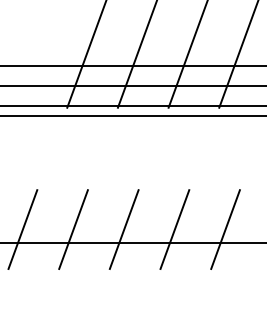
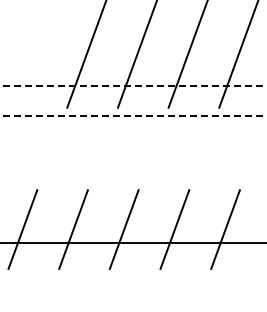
line: present -> none (132, 66)
line: solid -> dashed (133, 86)
line: present -> none (132, 106)
line: solid -> dashed (133, 115)
